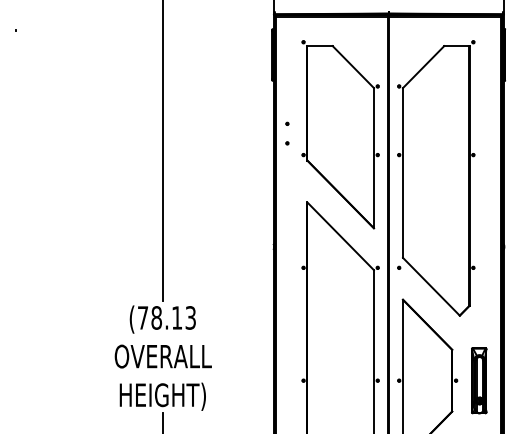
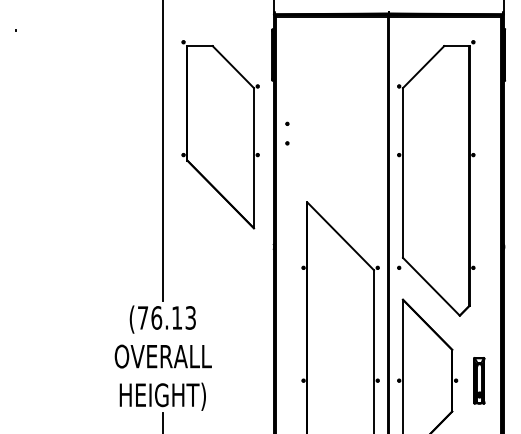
part position: (340, 134) -> (220, 134) (220, 134)
text: (78.13 -> (76.13 (156, 317)
part size: 17x68 px -> 13x48 px (479, 380)
